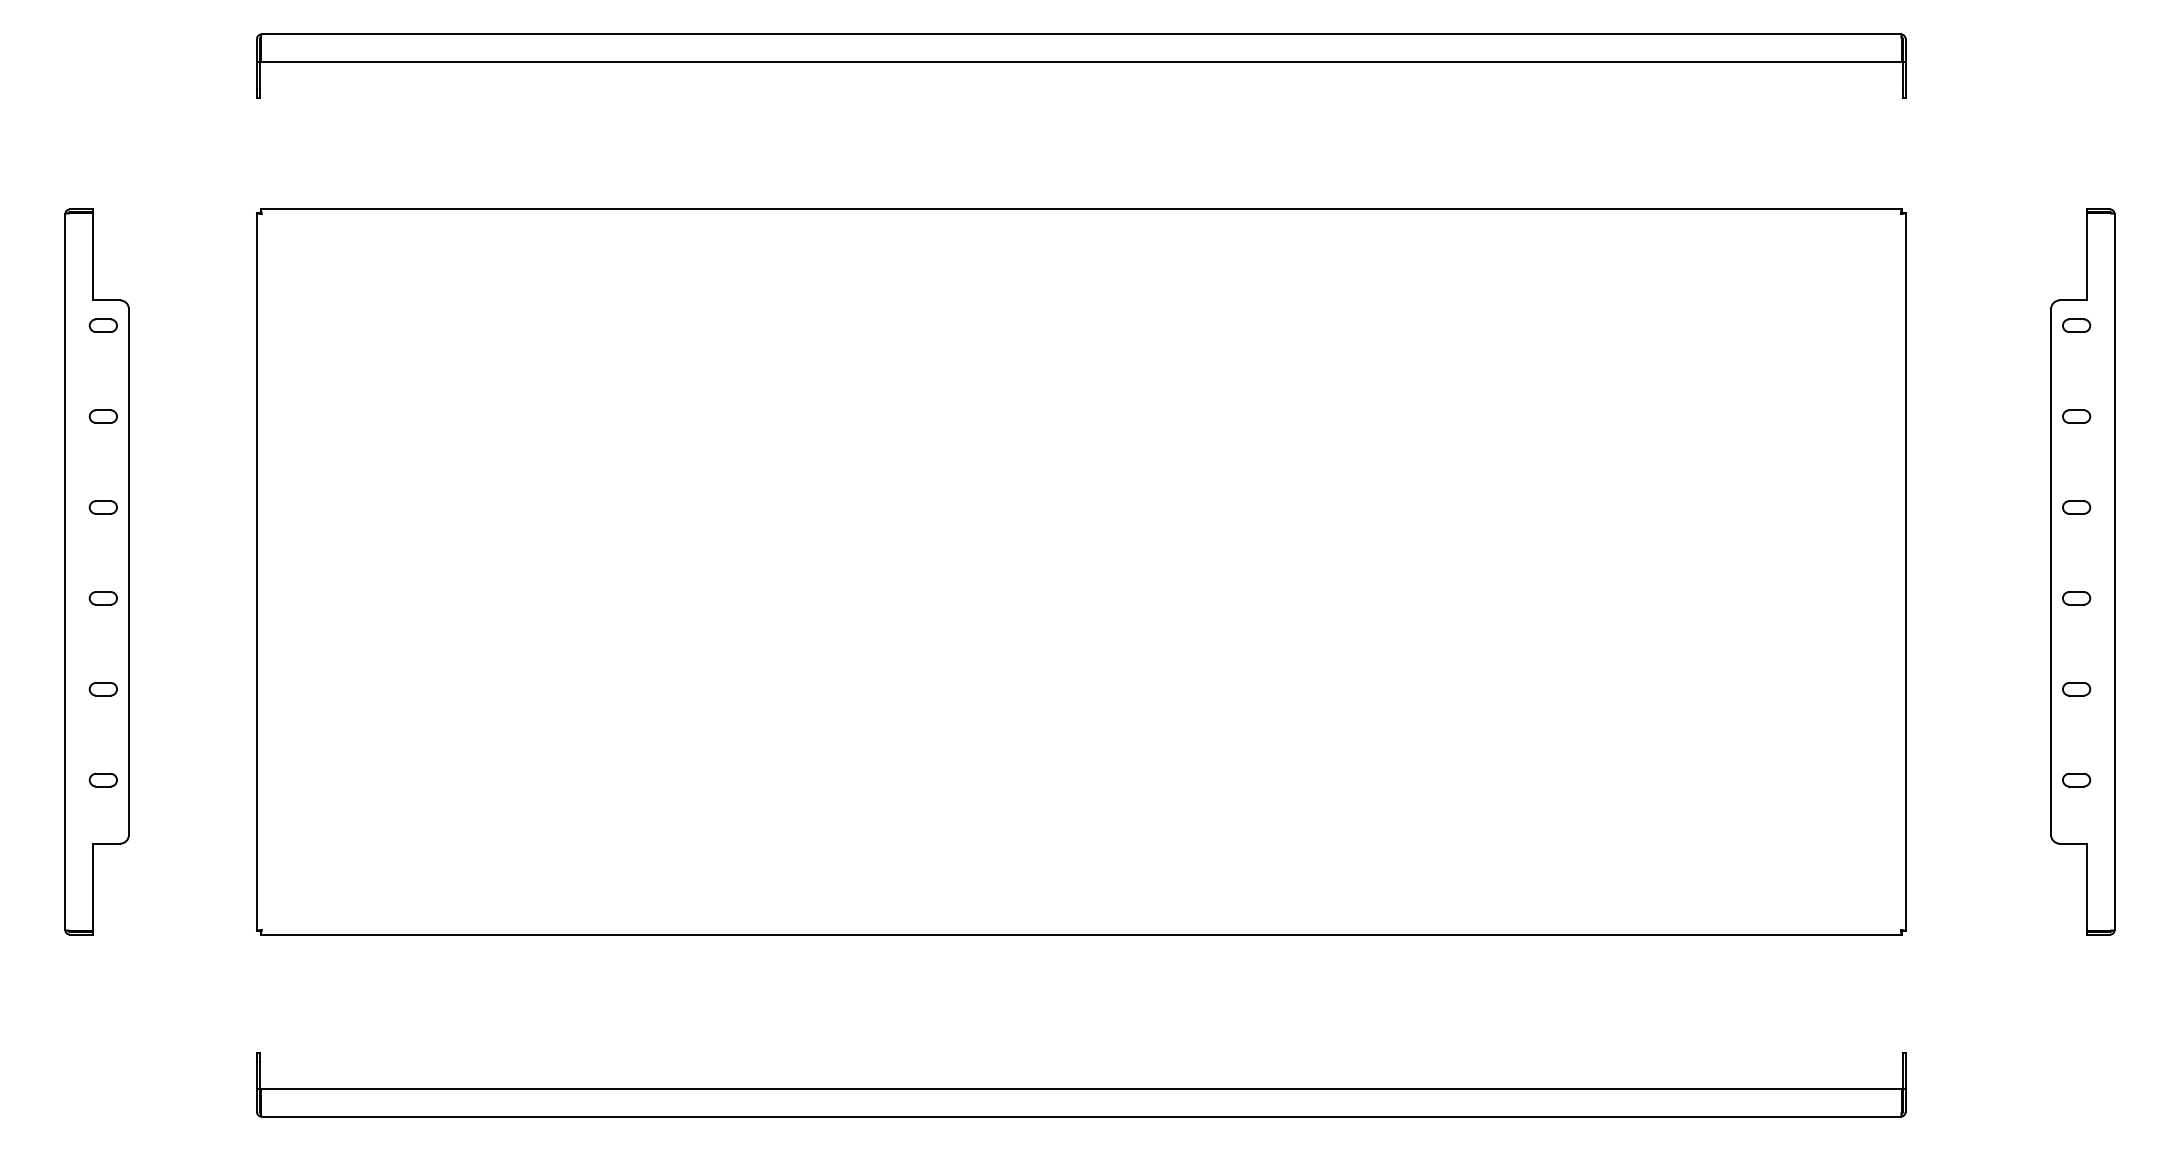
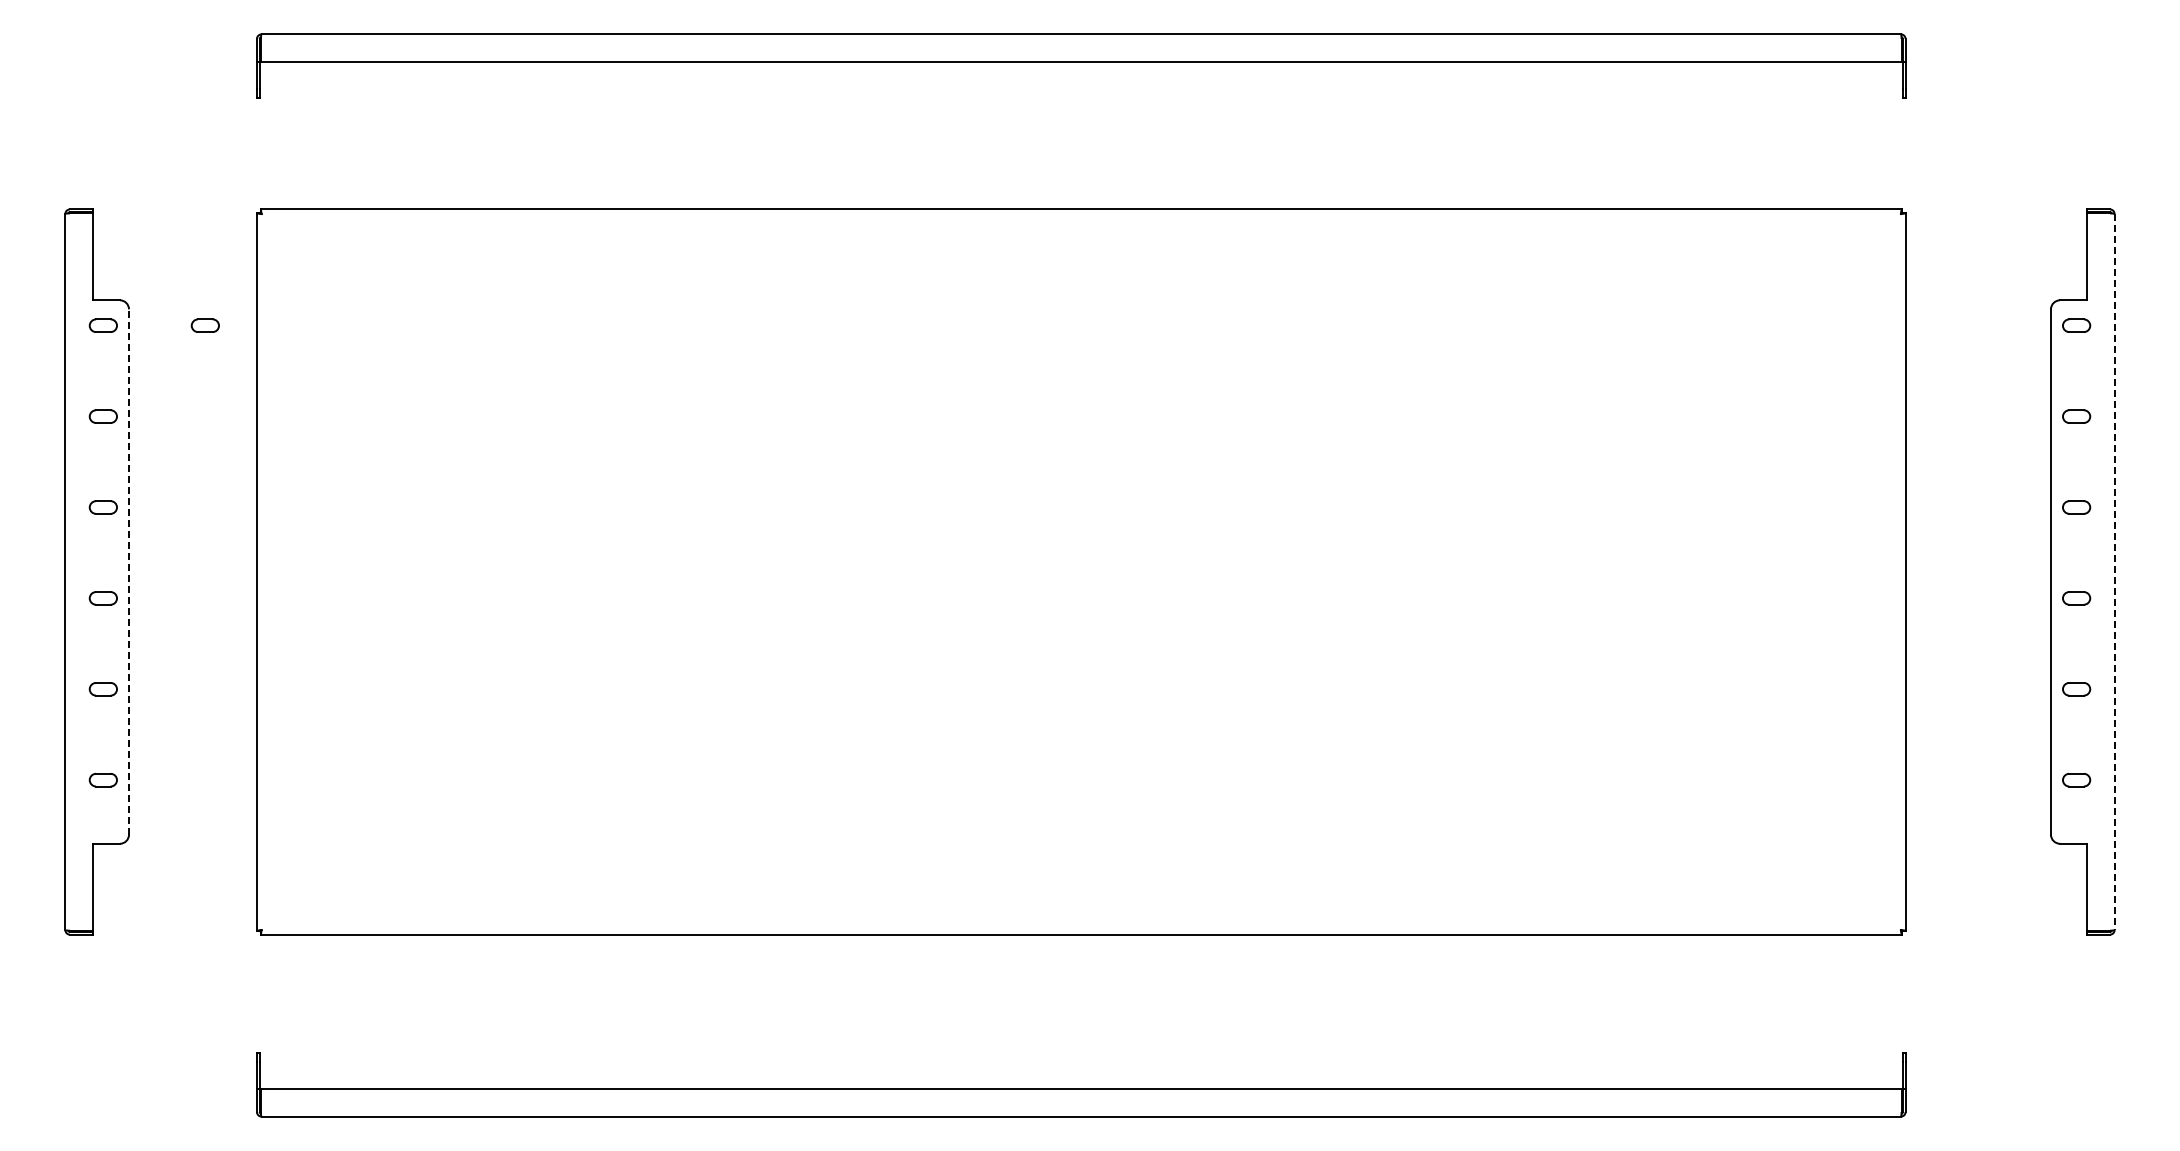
part: none -> present (204, 325)
line: solid -> dashed (129, 572)
line: solid -> dashed (2114, 572)
